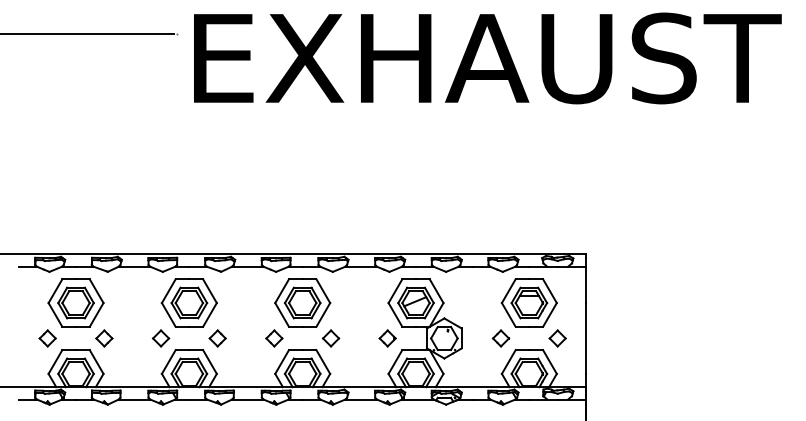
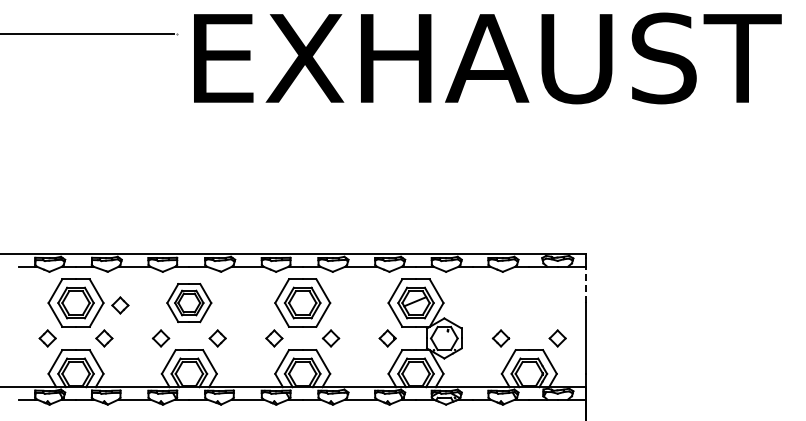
line: solid -> dashed (586, 284)
part size: 58x50 px -> 47x41 px (189, 303)
part: present -> none (528, 302)
part: none -> present (120, 305)
